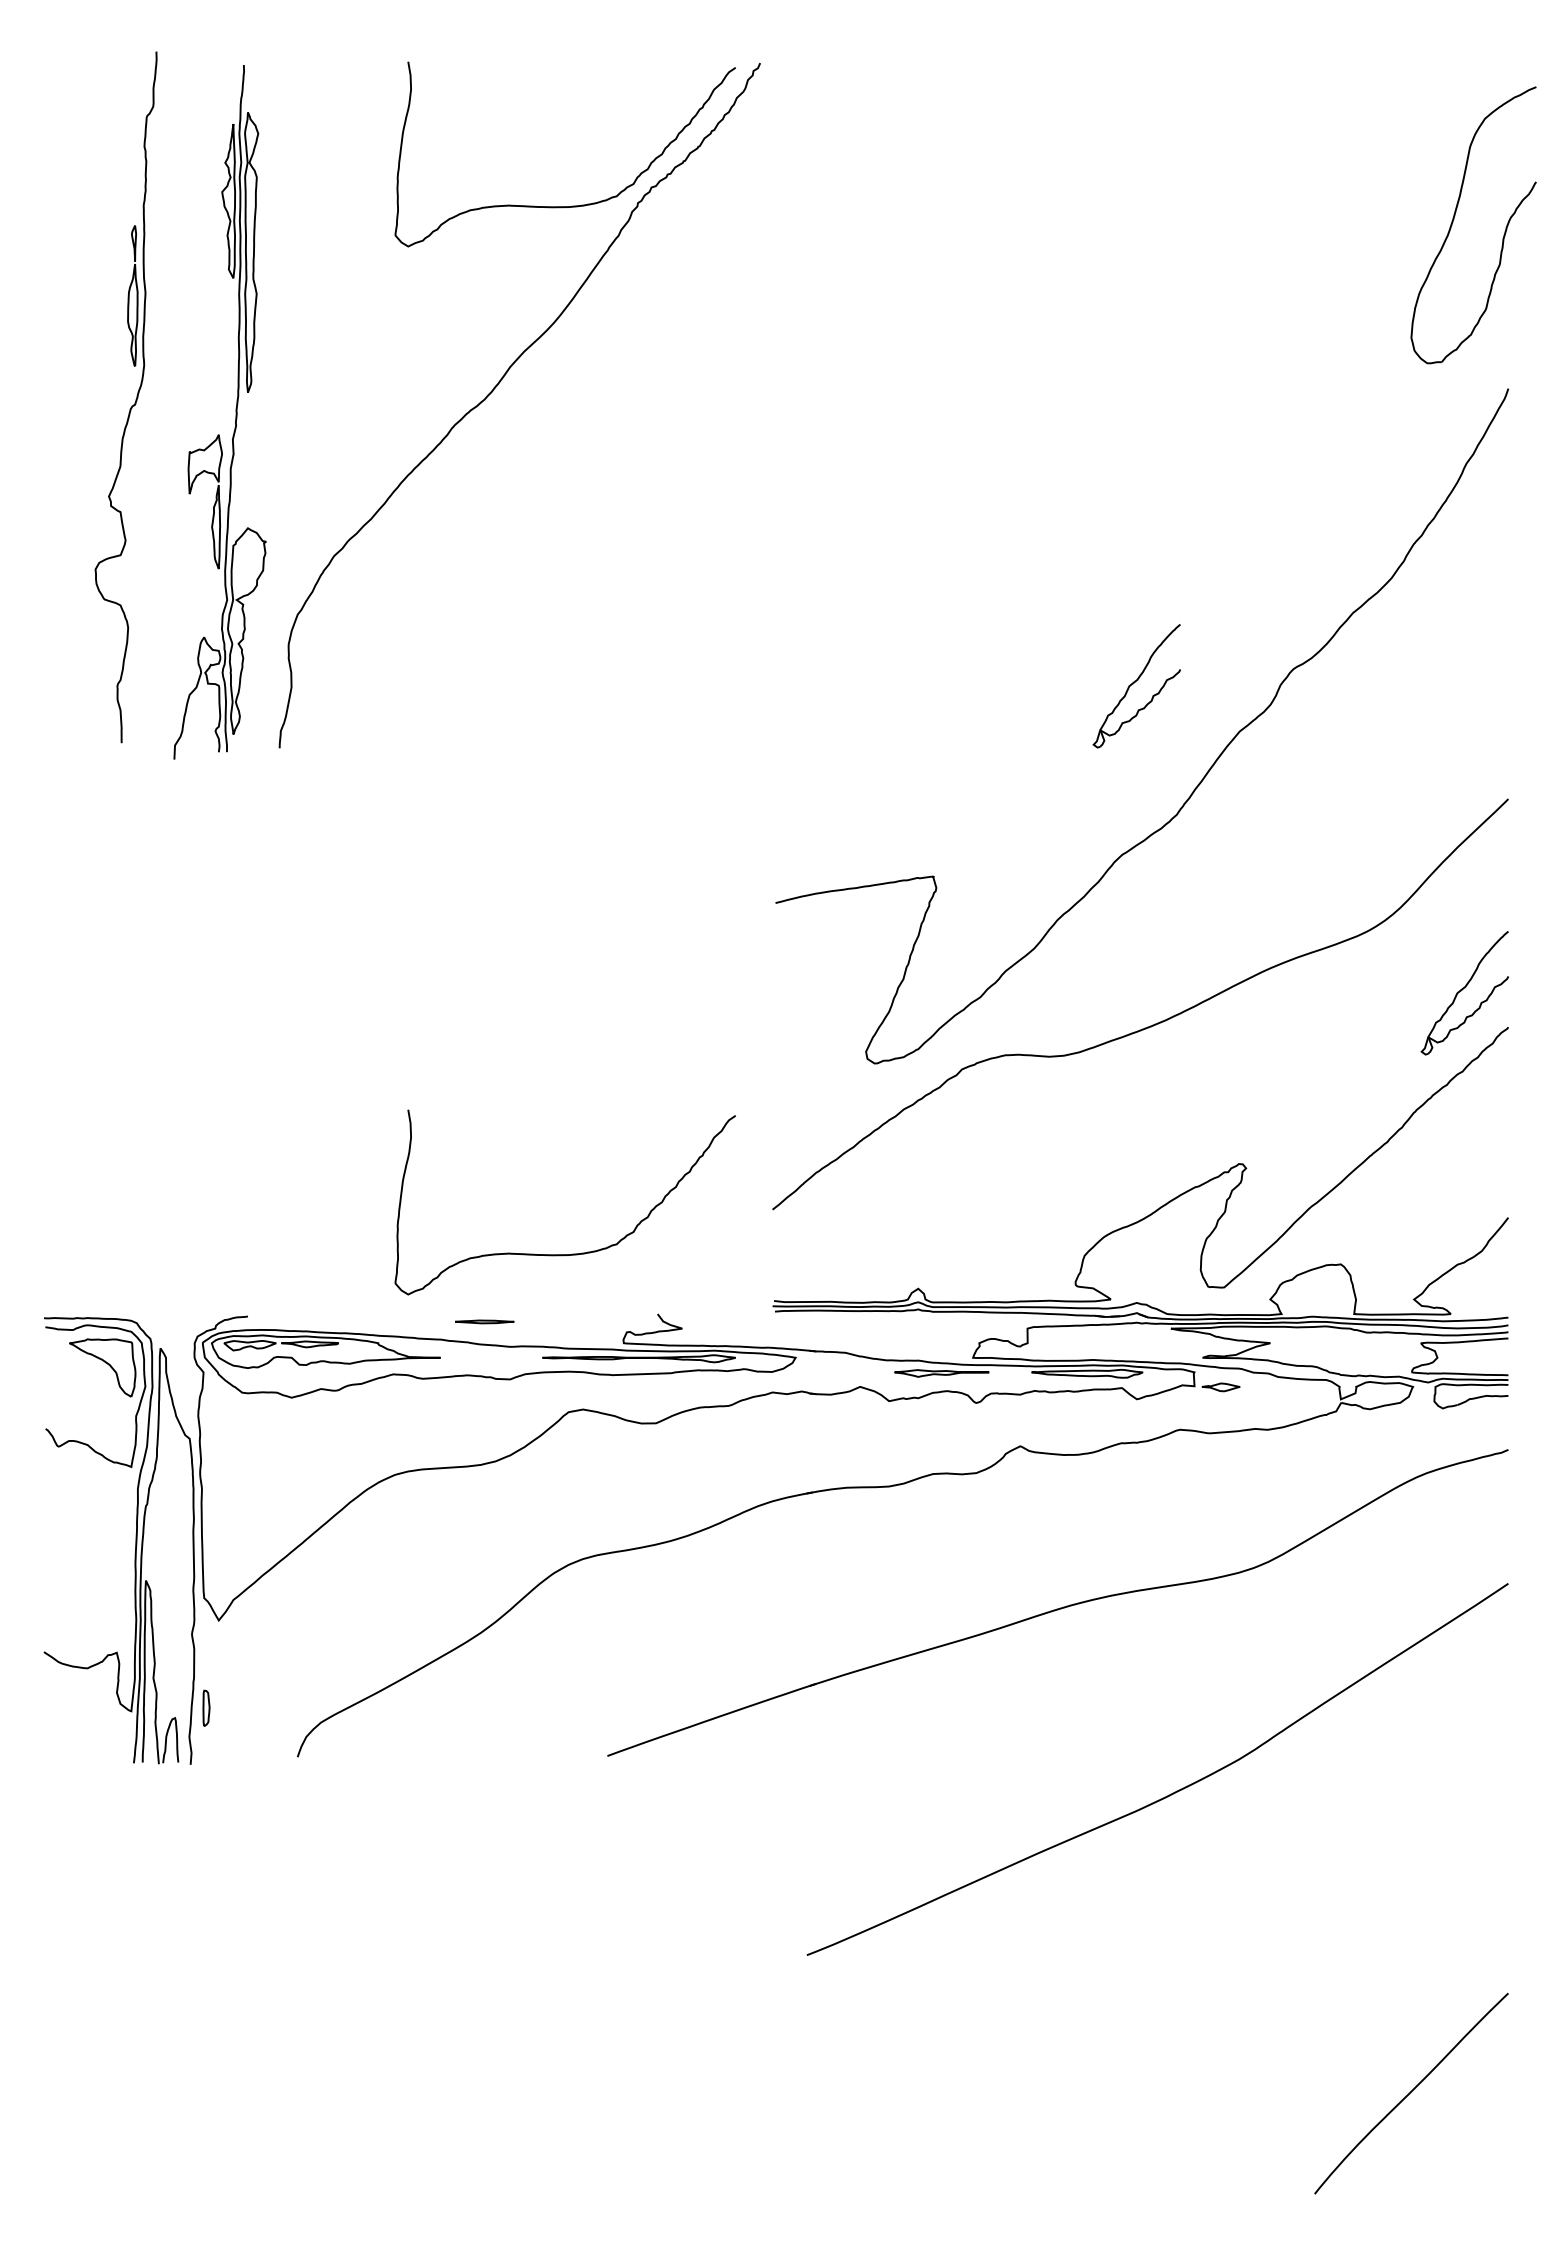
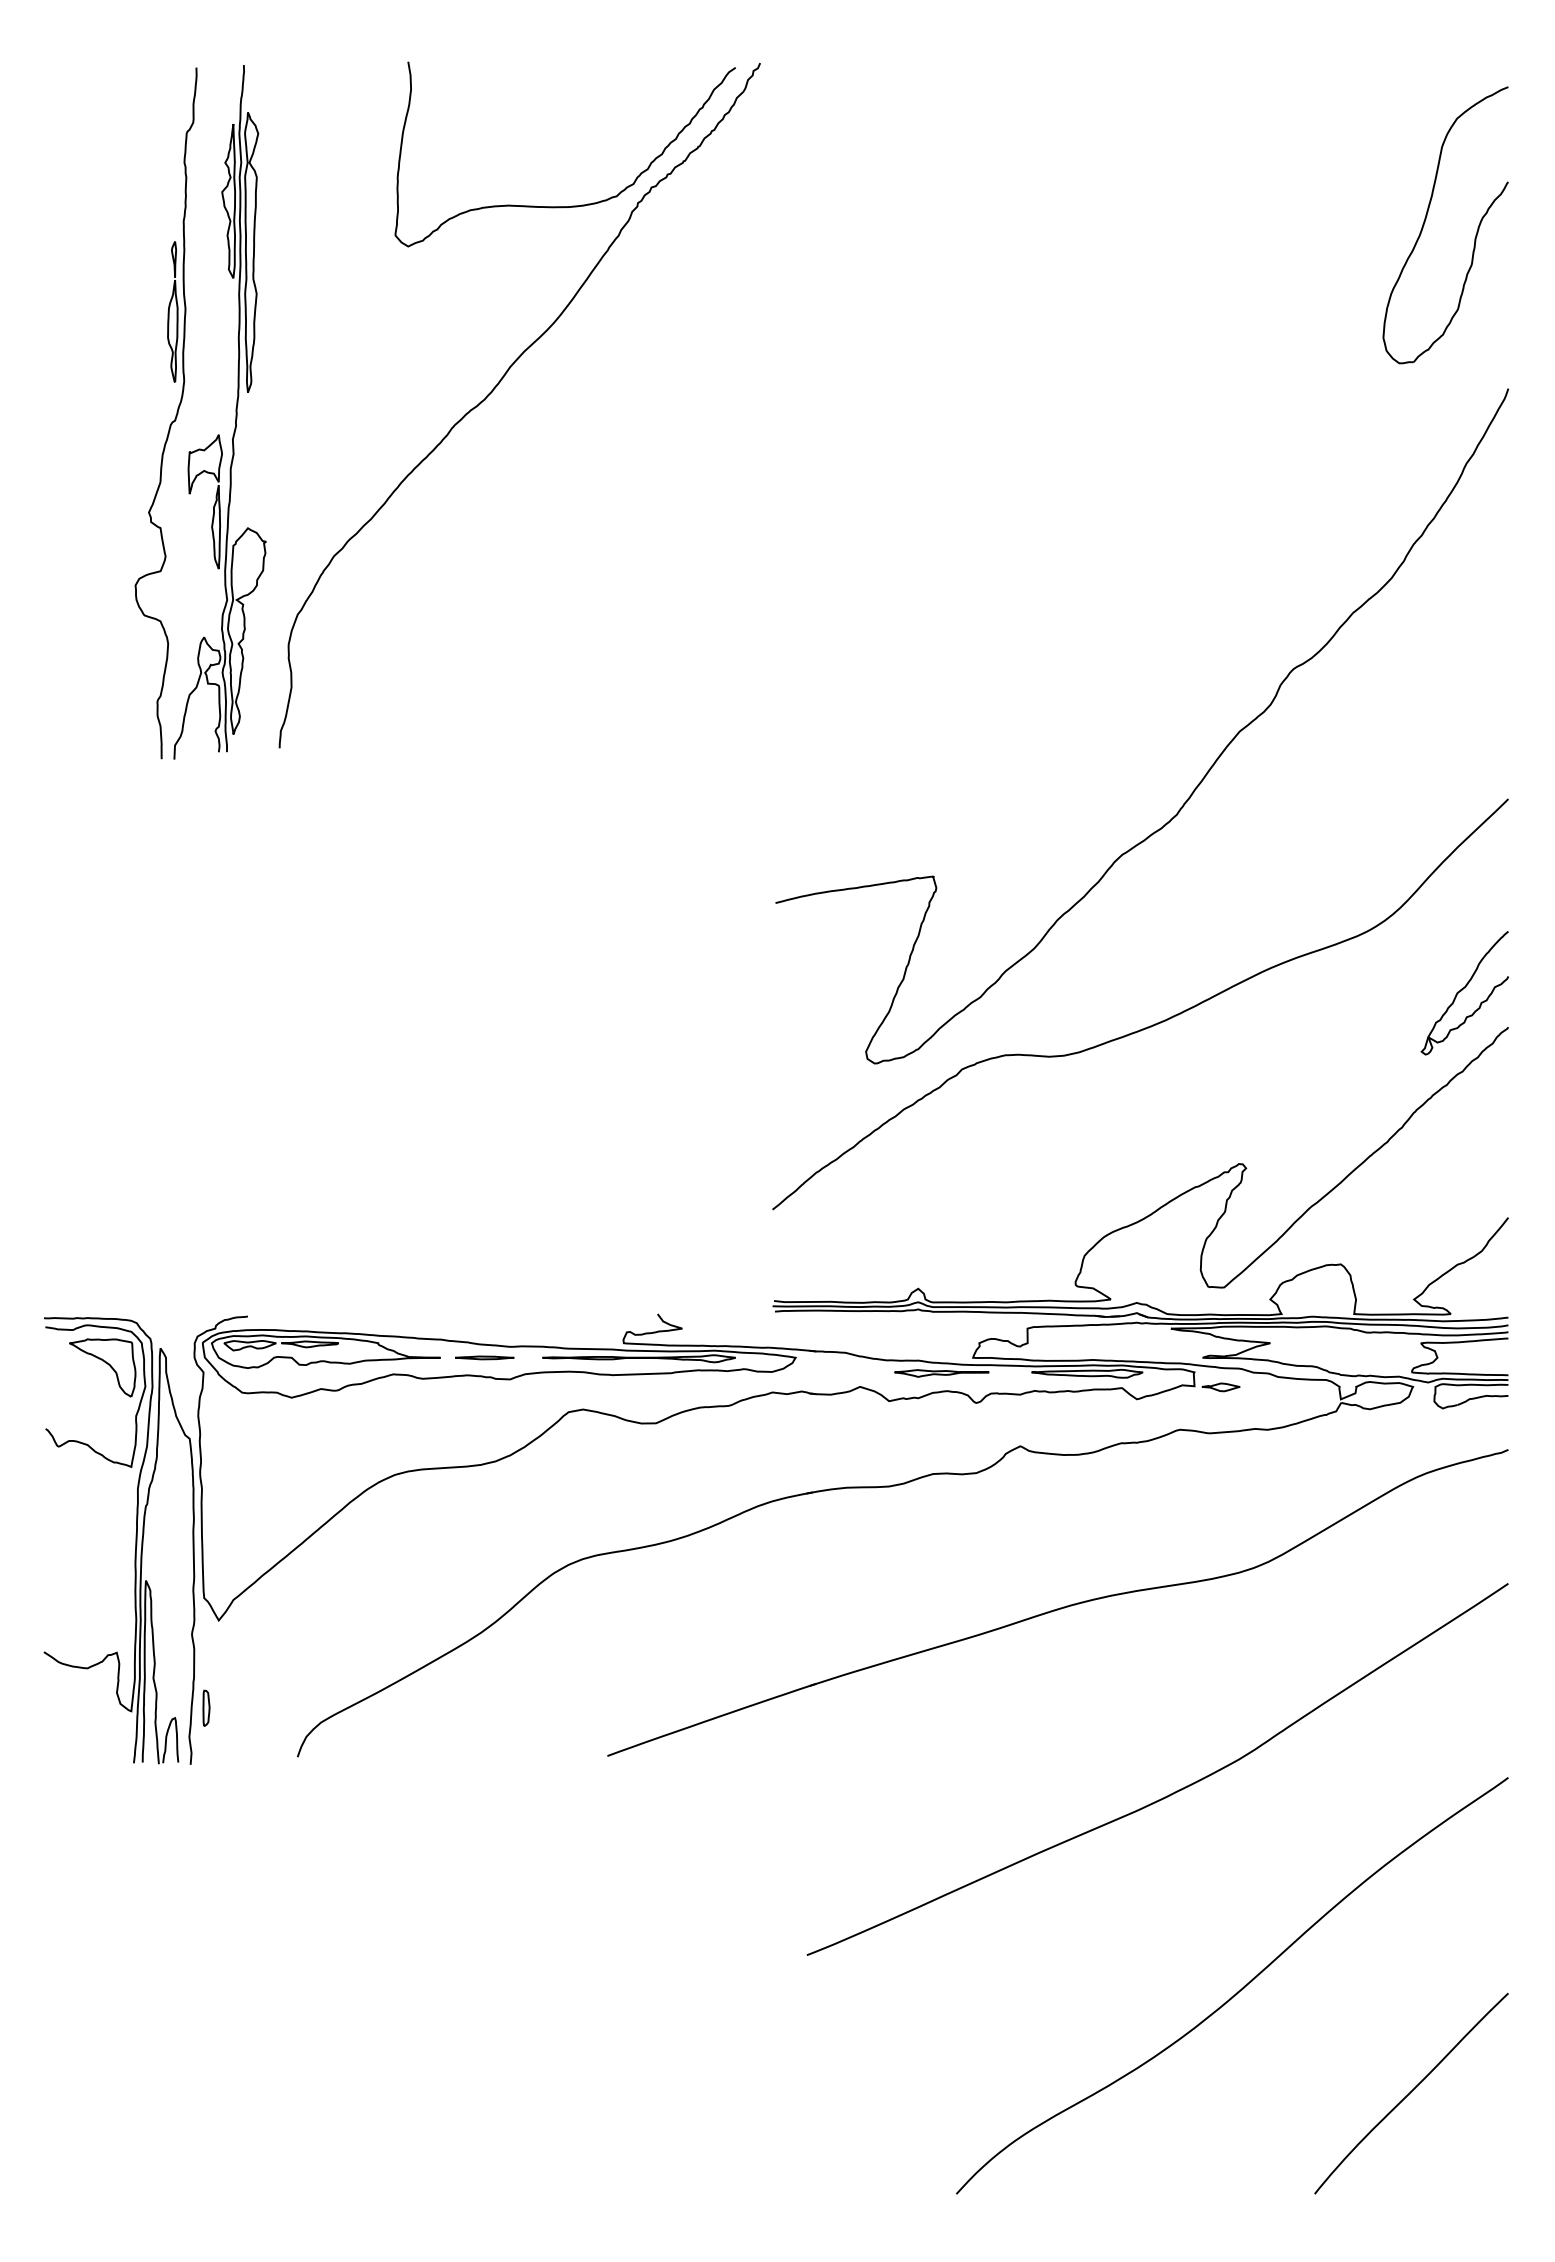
part position: (1454, 219) -> (1426, 219) (1426, 219)
part position: (131, 405) -> (171, 421) (171, 421)
part: present -> none (1136, 686)
curve: present -> none (571, 1253)
part position: (484, 1321) -> (484, 1357) (484, 1357)
curve: none -> present (1238, 1990)
